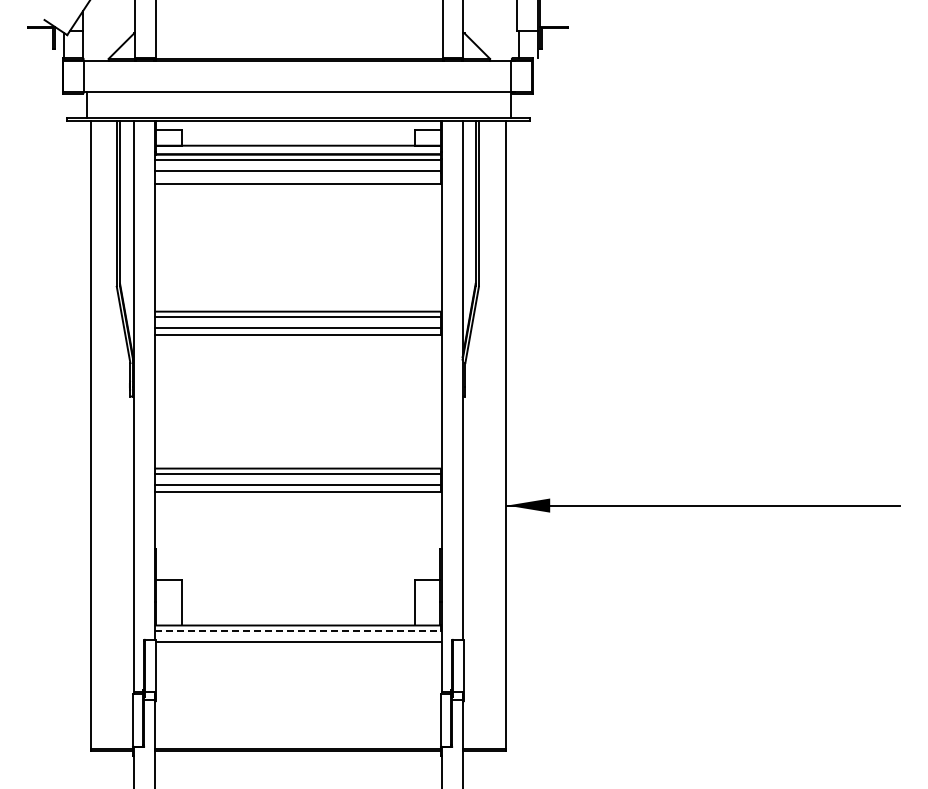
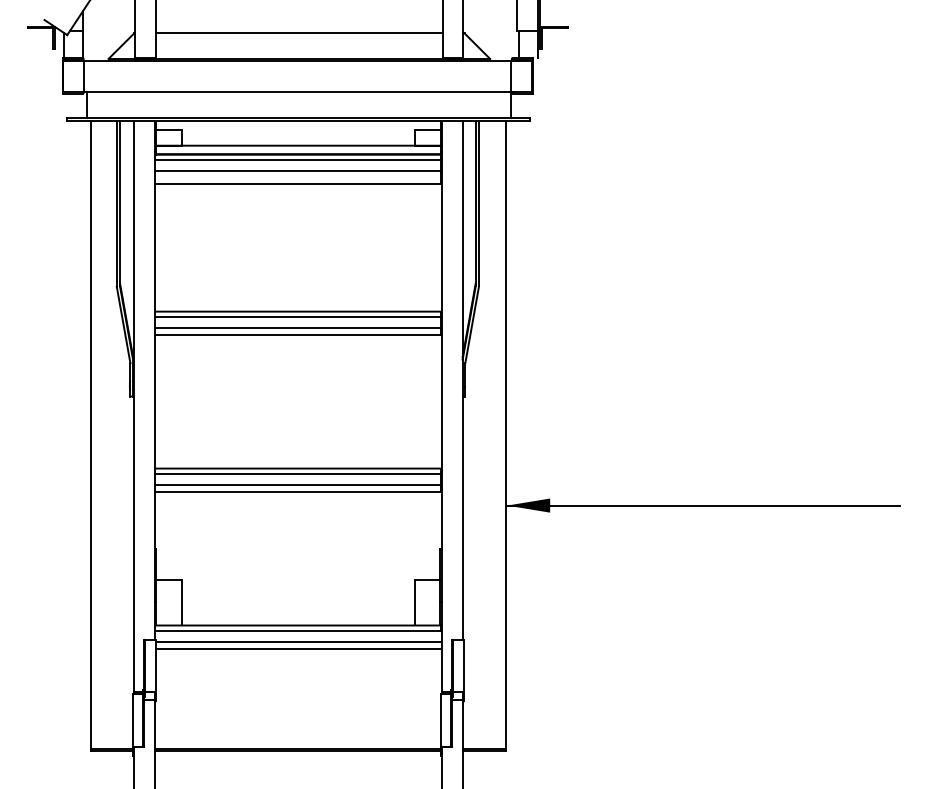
line: none -> present (298, 33)
line: dashed -> solid (298, 631)
line: none -> present (297, 649)
